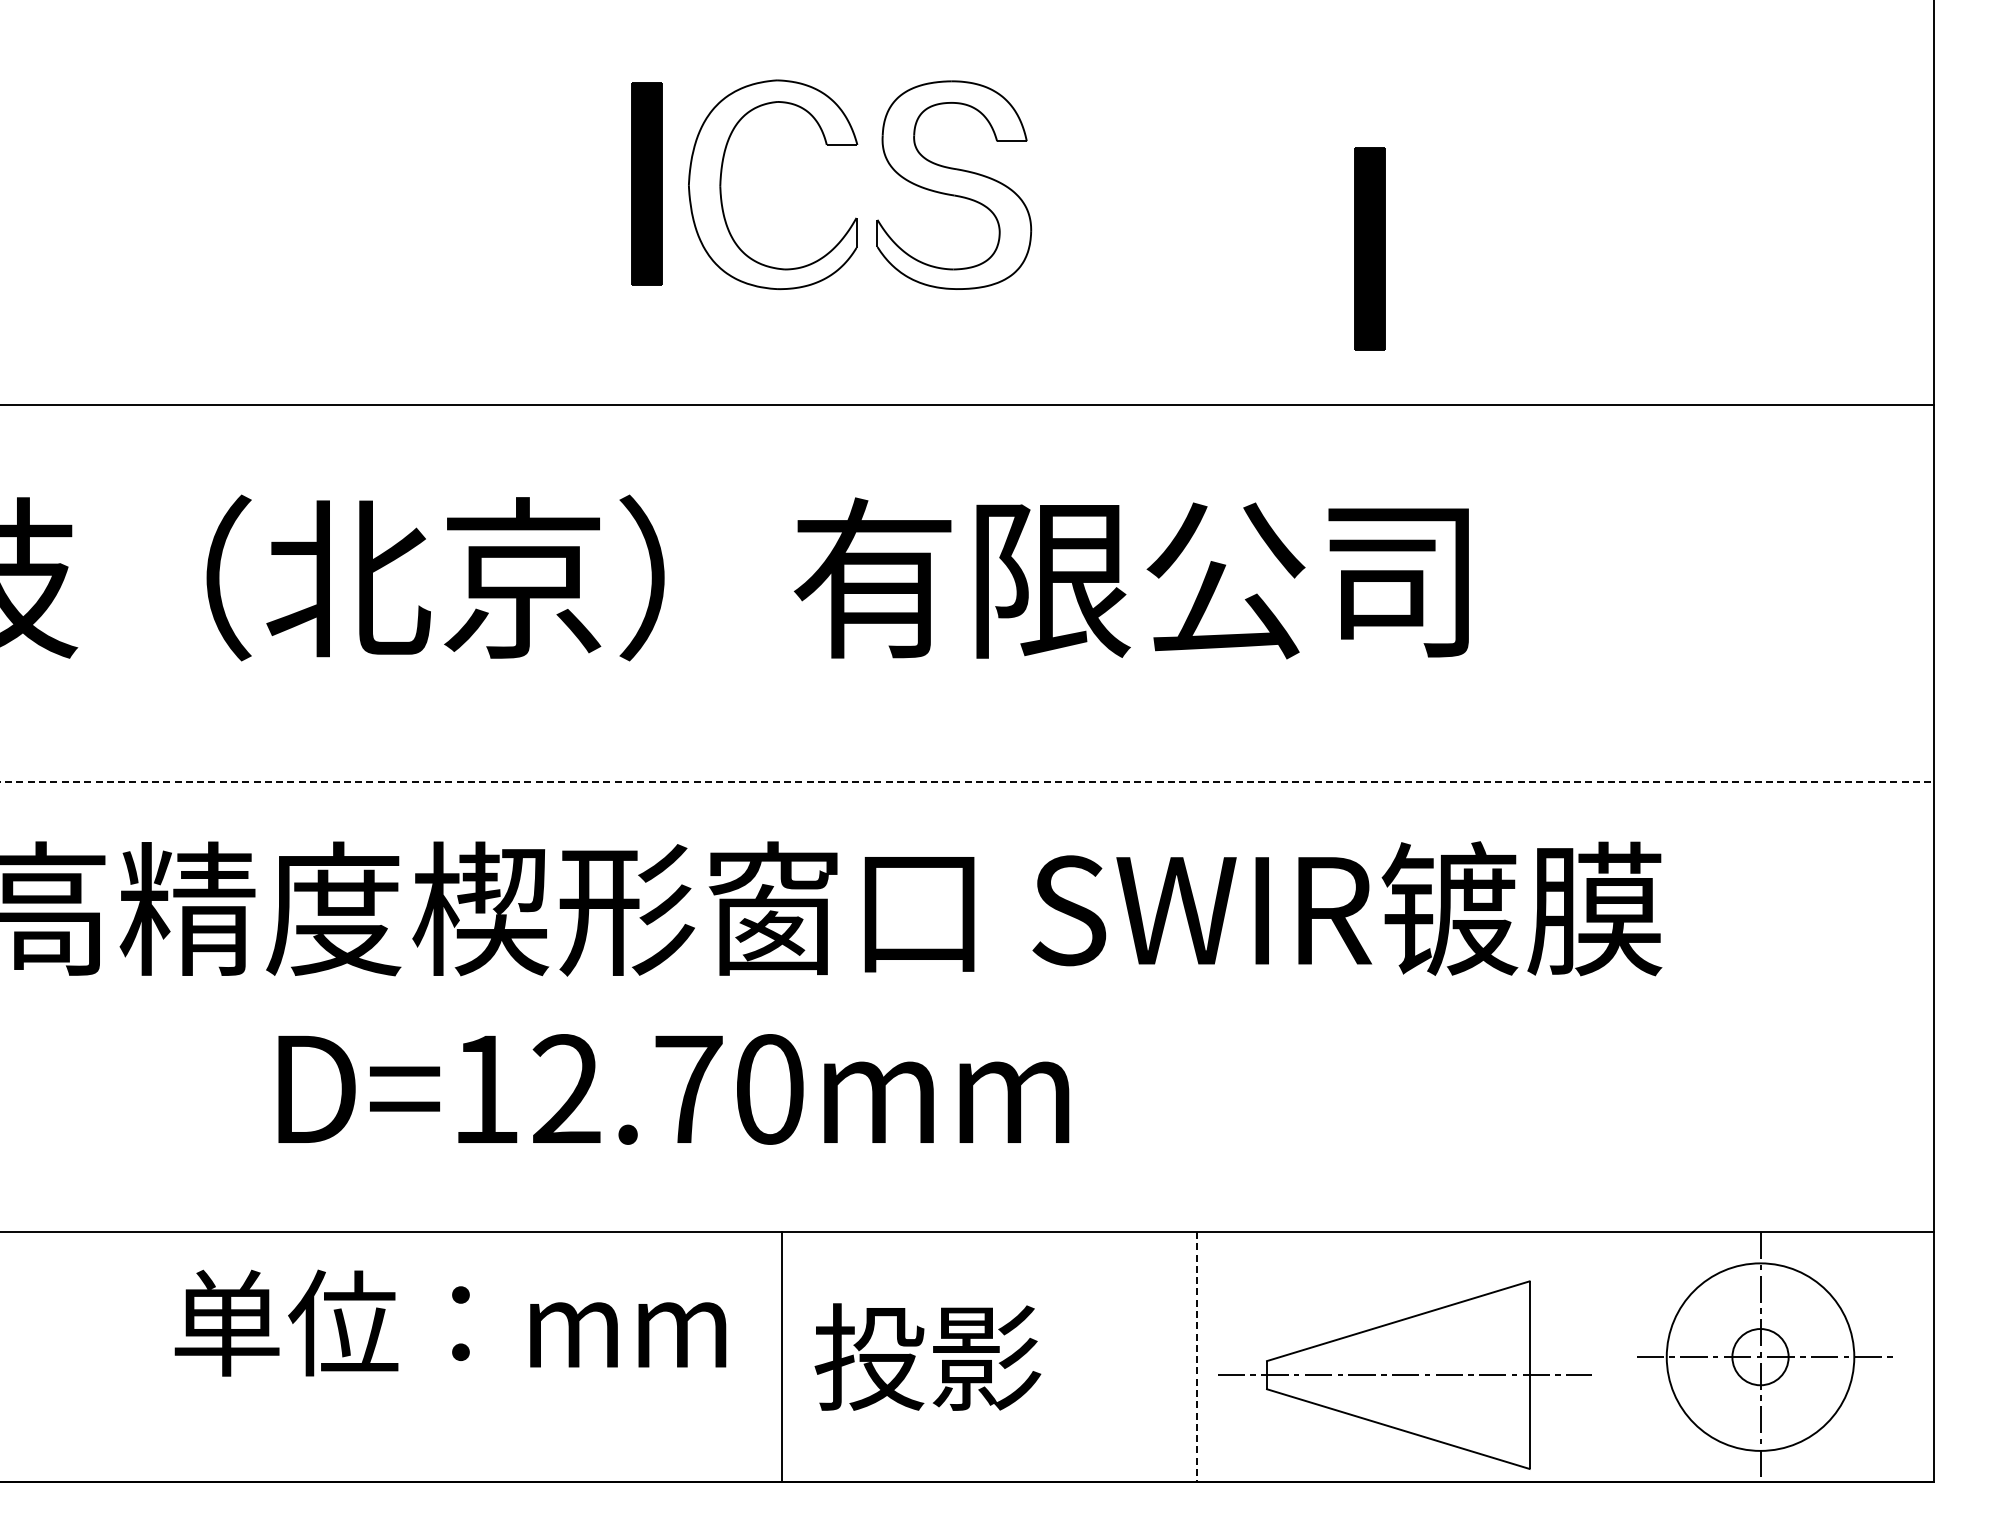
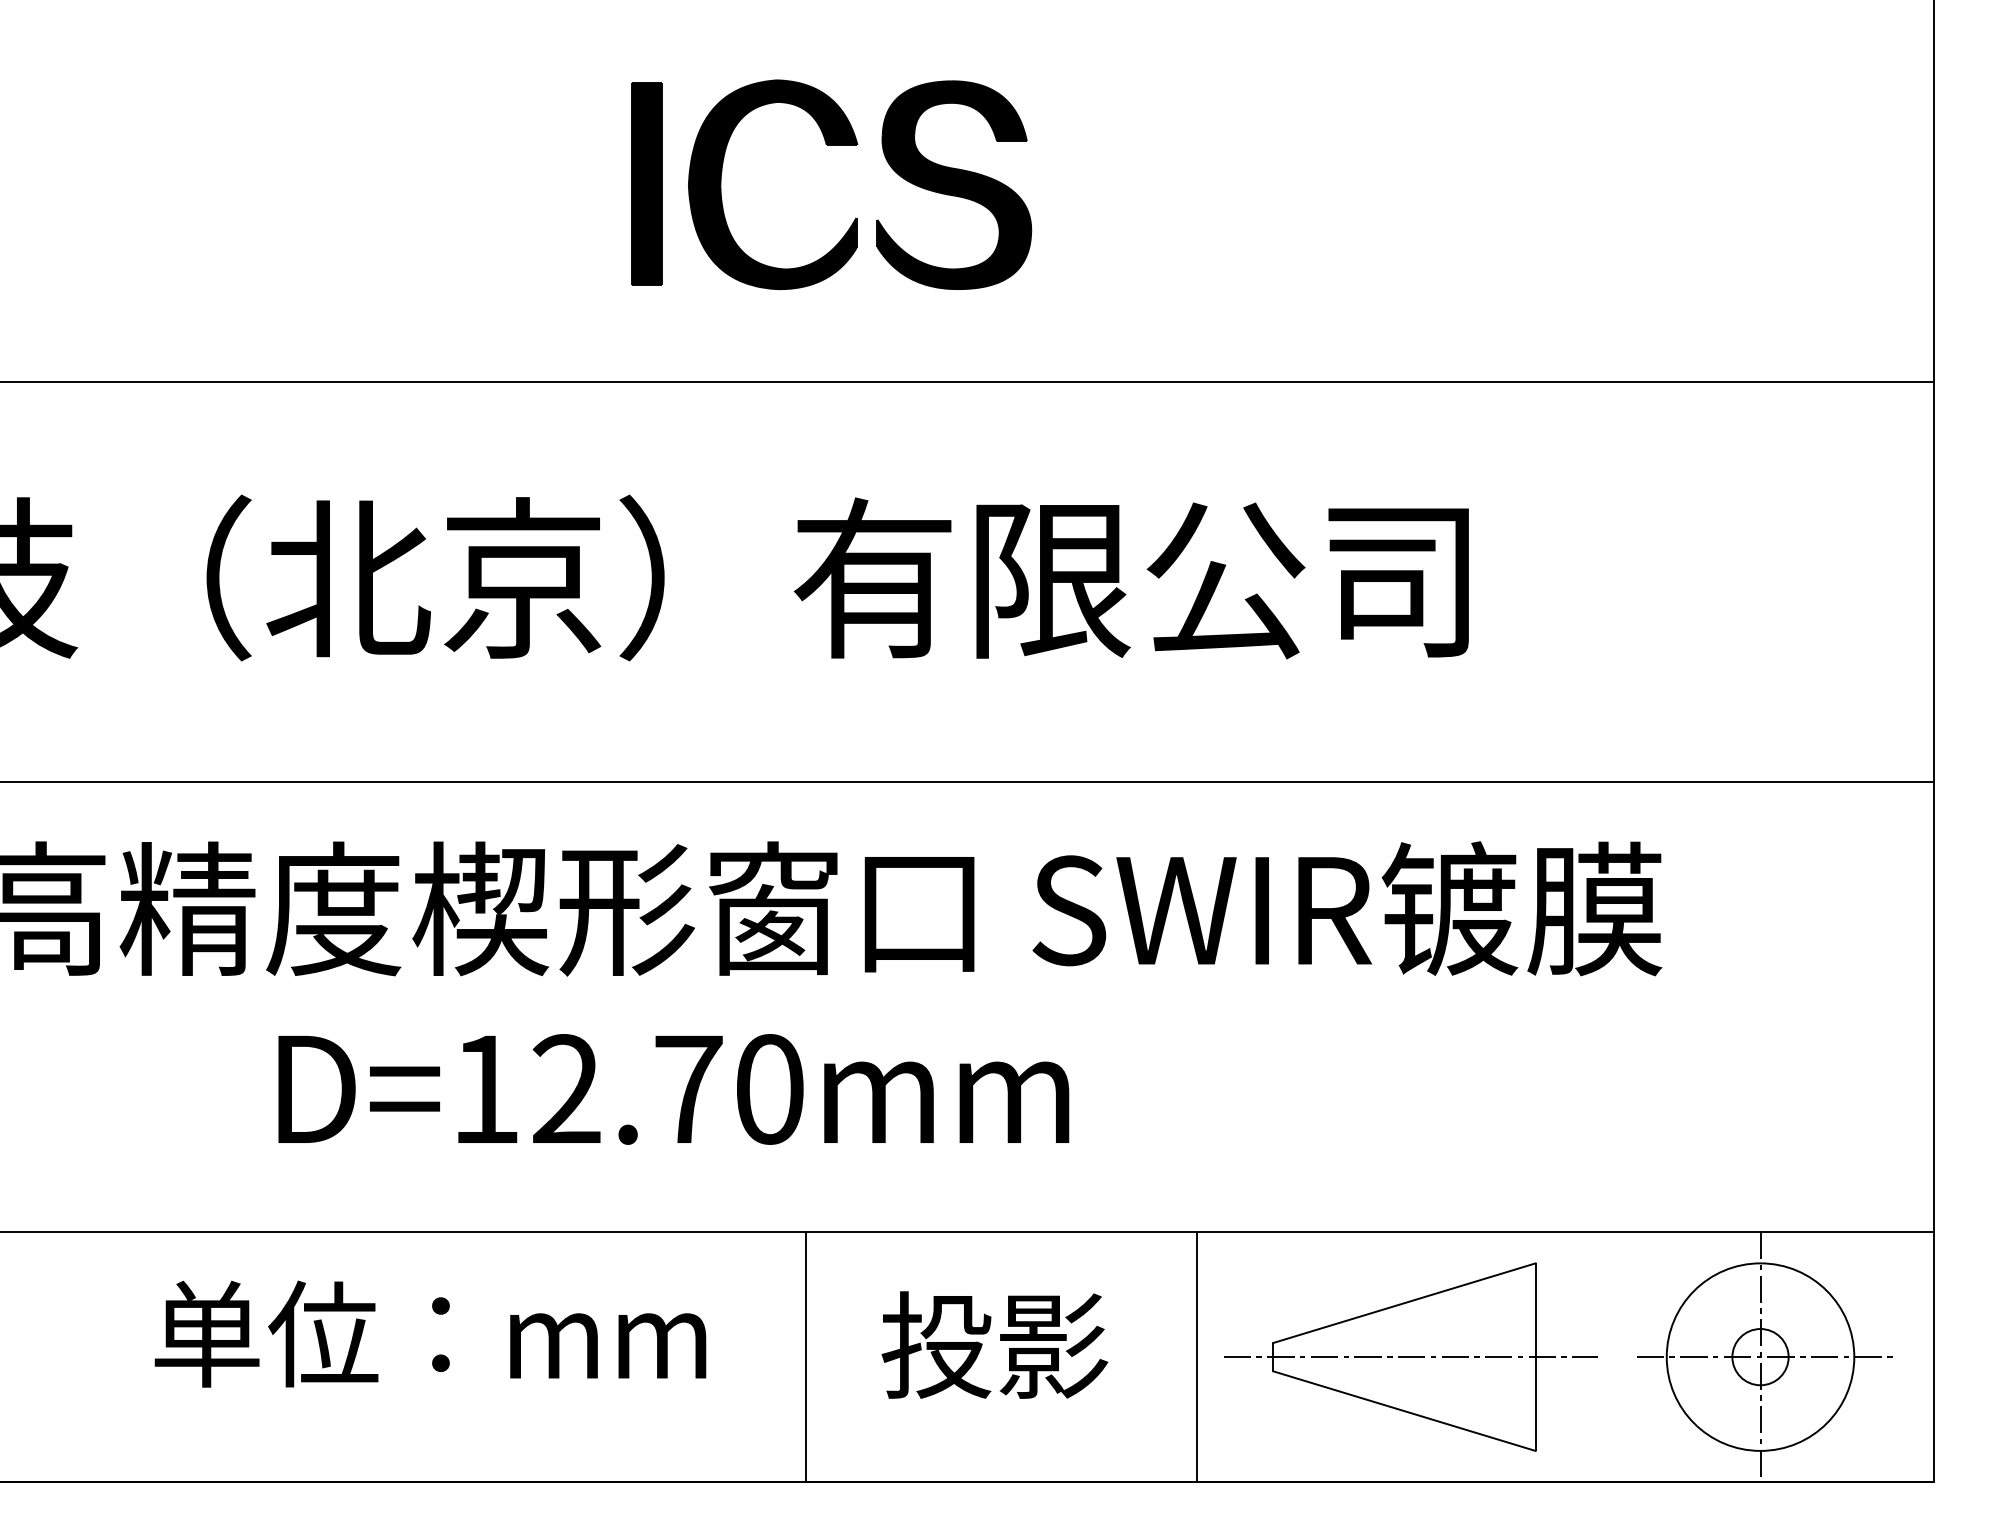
fill: none -> present (772, 184)
fill: none -> present (954, 185)
part: present -> none (1369, 248)
line position: (968, 404) -> (968, 381) (968, 381)
line: dashed -> solid (967, 782)
text position: (450, 1322) -> (430, 1333) (430, 1333)
line position: (781, 1356) -> (805, 1356) (805, 1356)
text position: (927, 1356) -> (994, 1344) (994, 1344)
line: dashed -> solid (1197, 1357)
part position: (1404, 1374) -> (1410, 1356) (1410, 1356)
